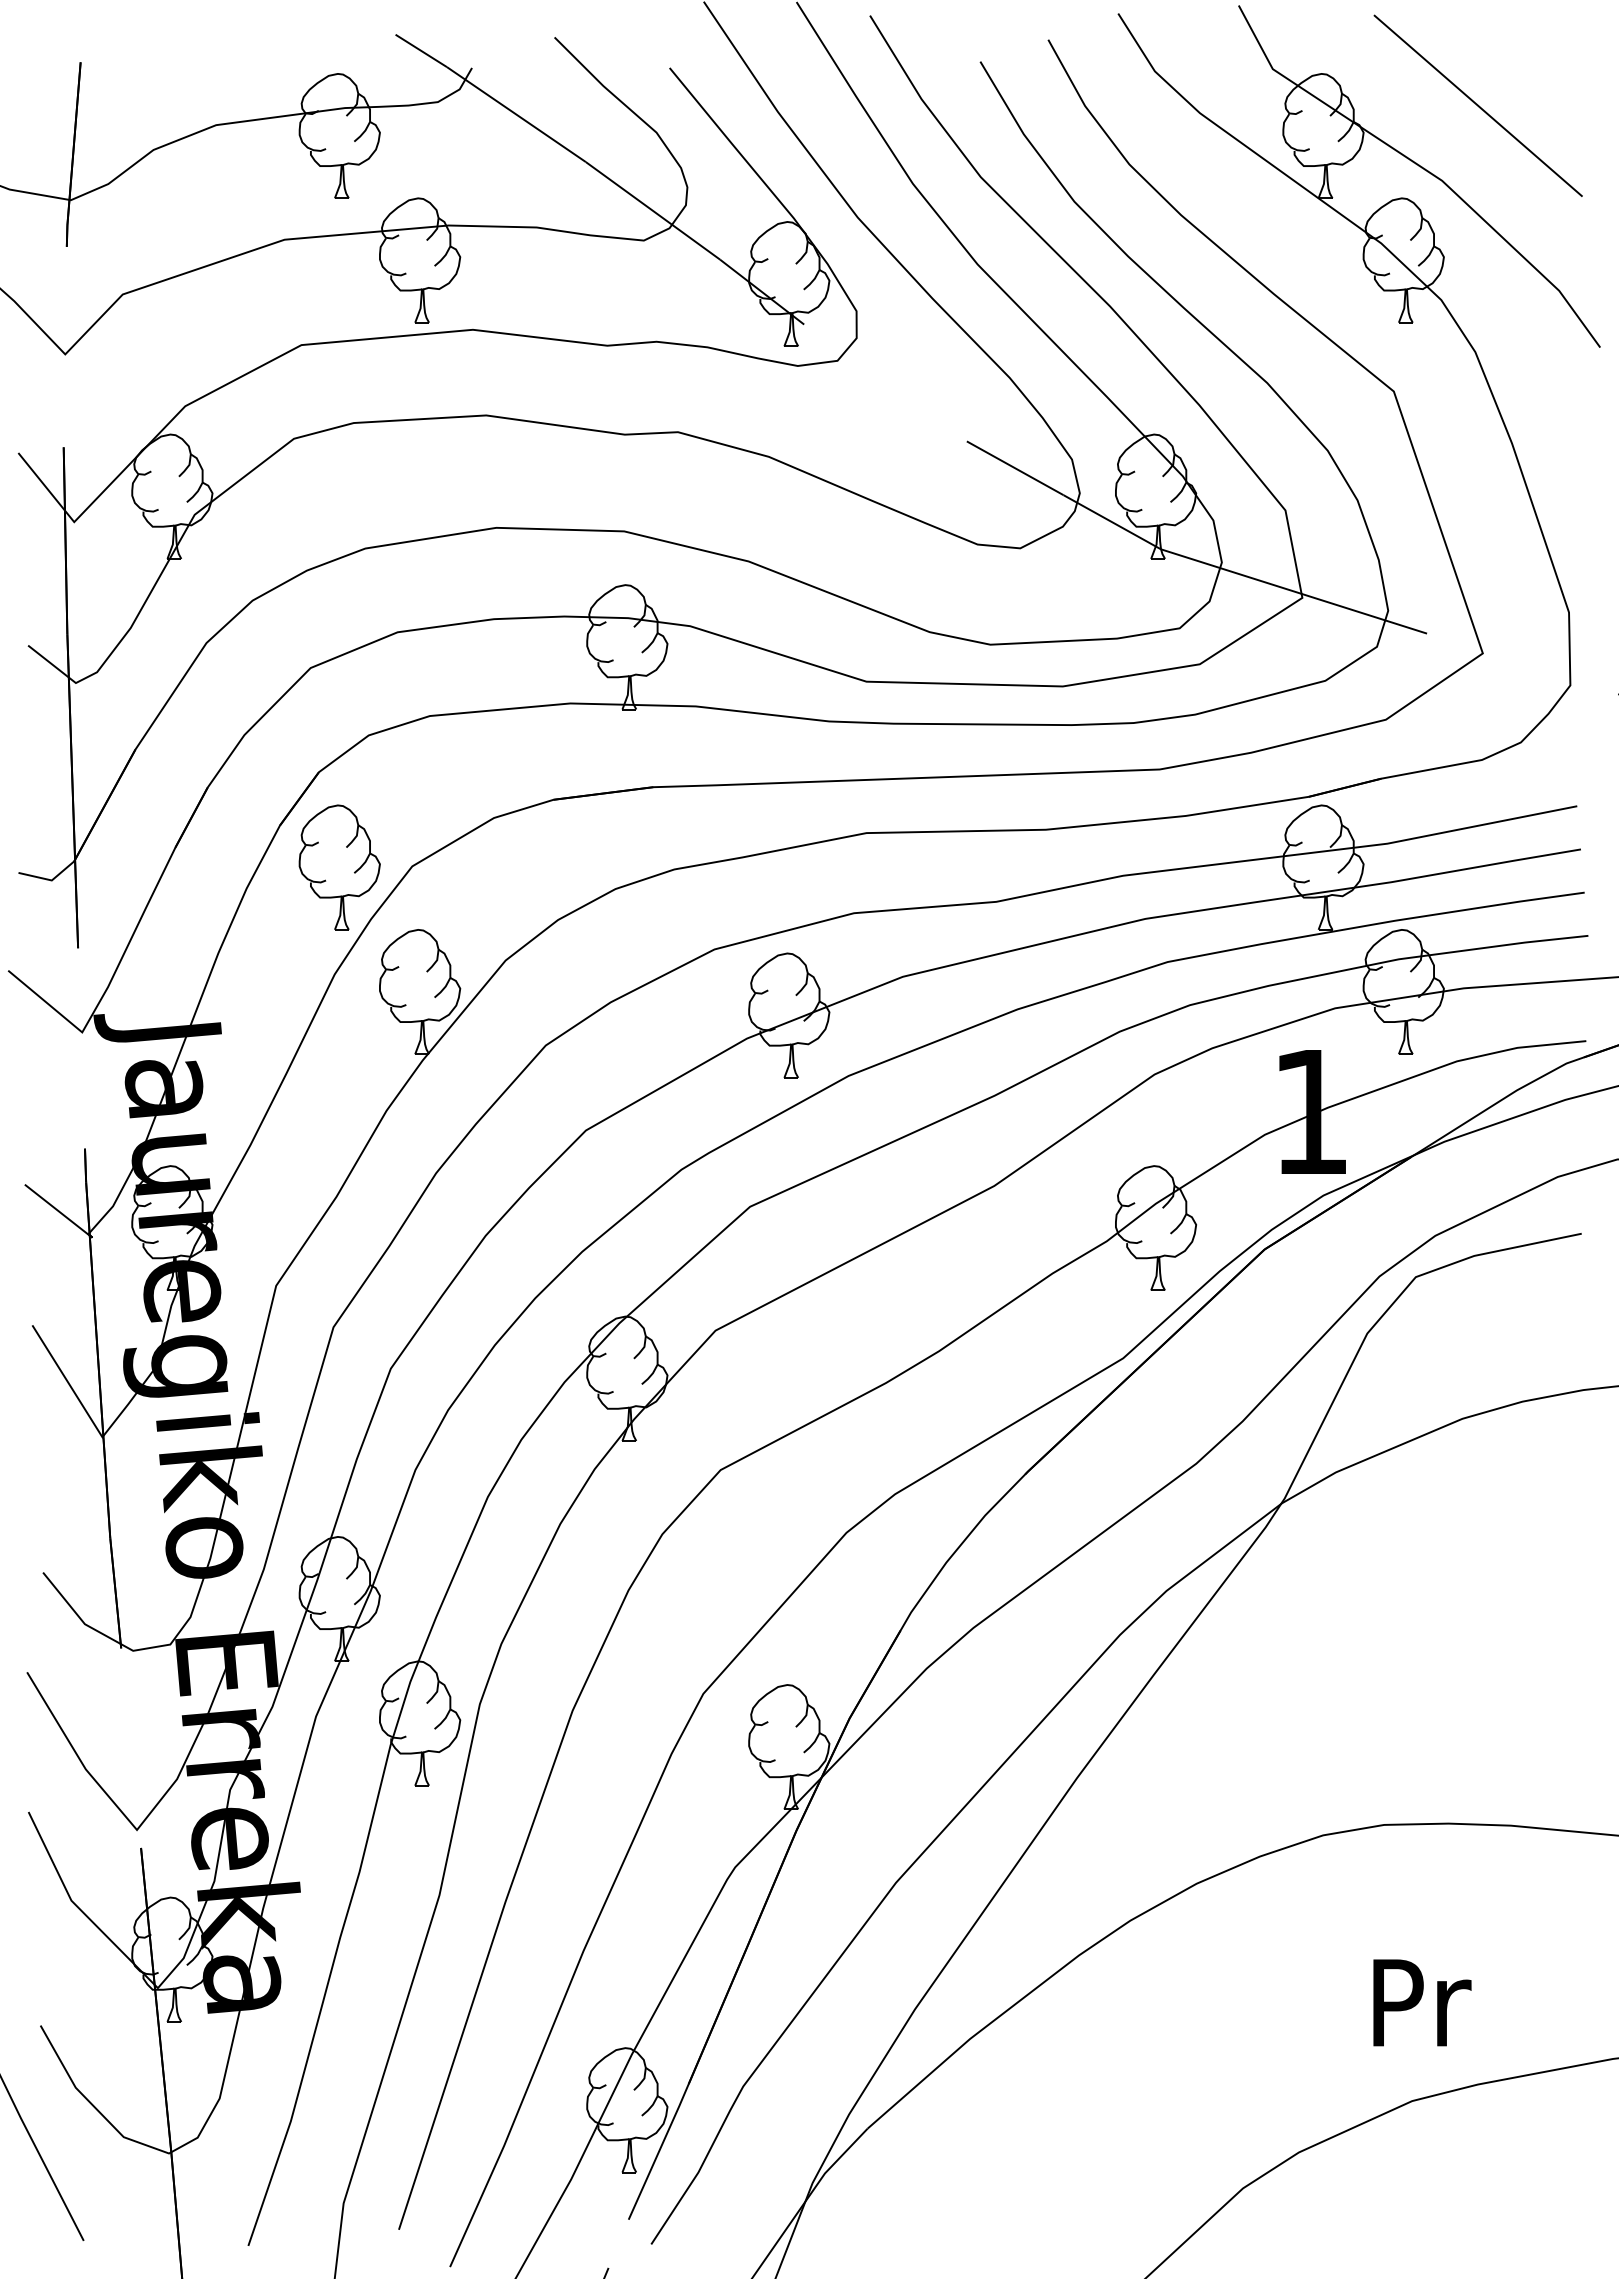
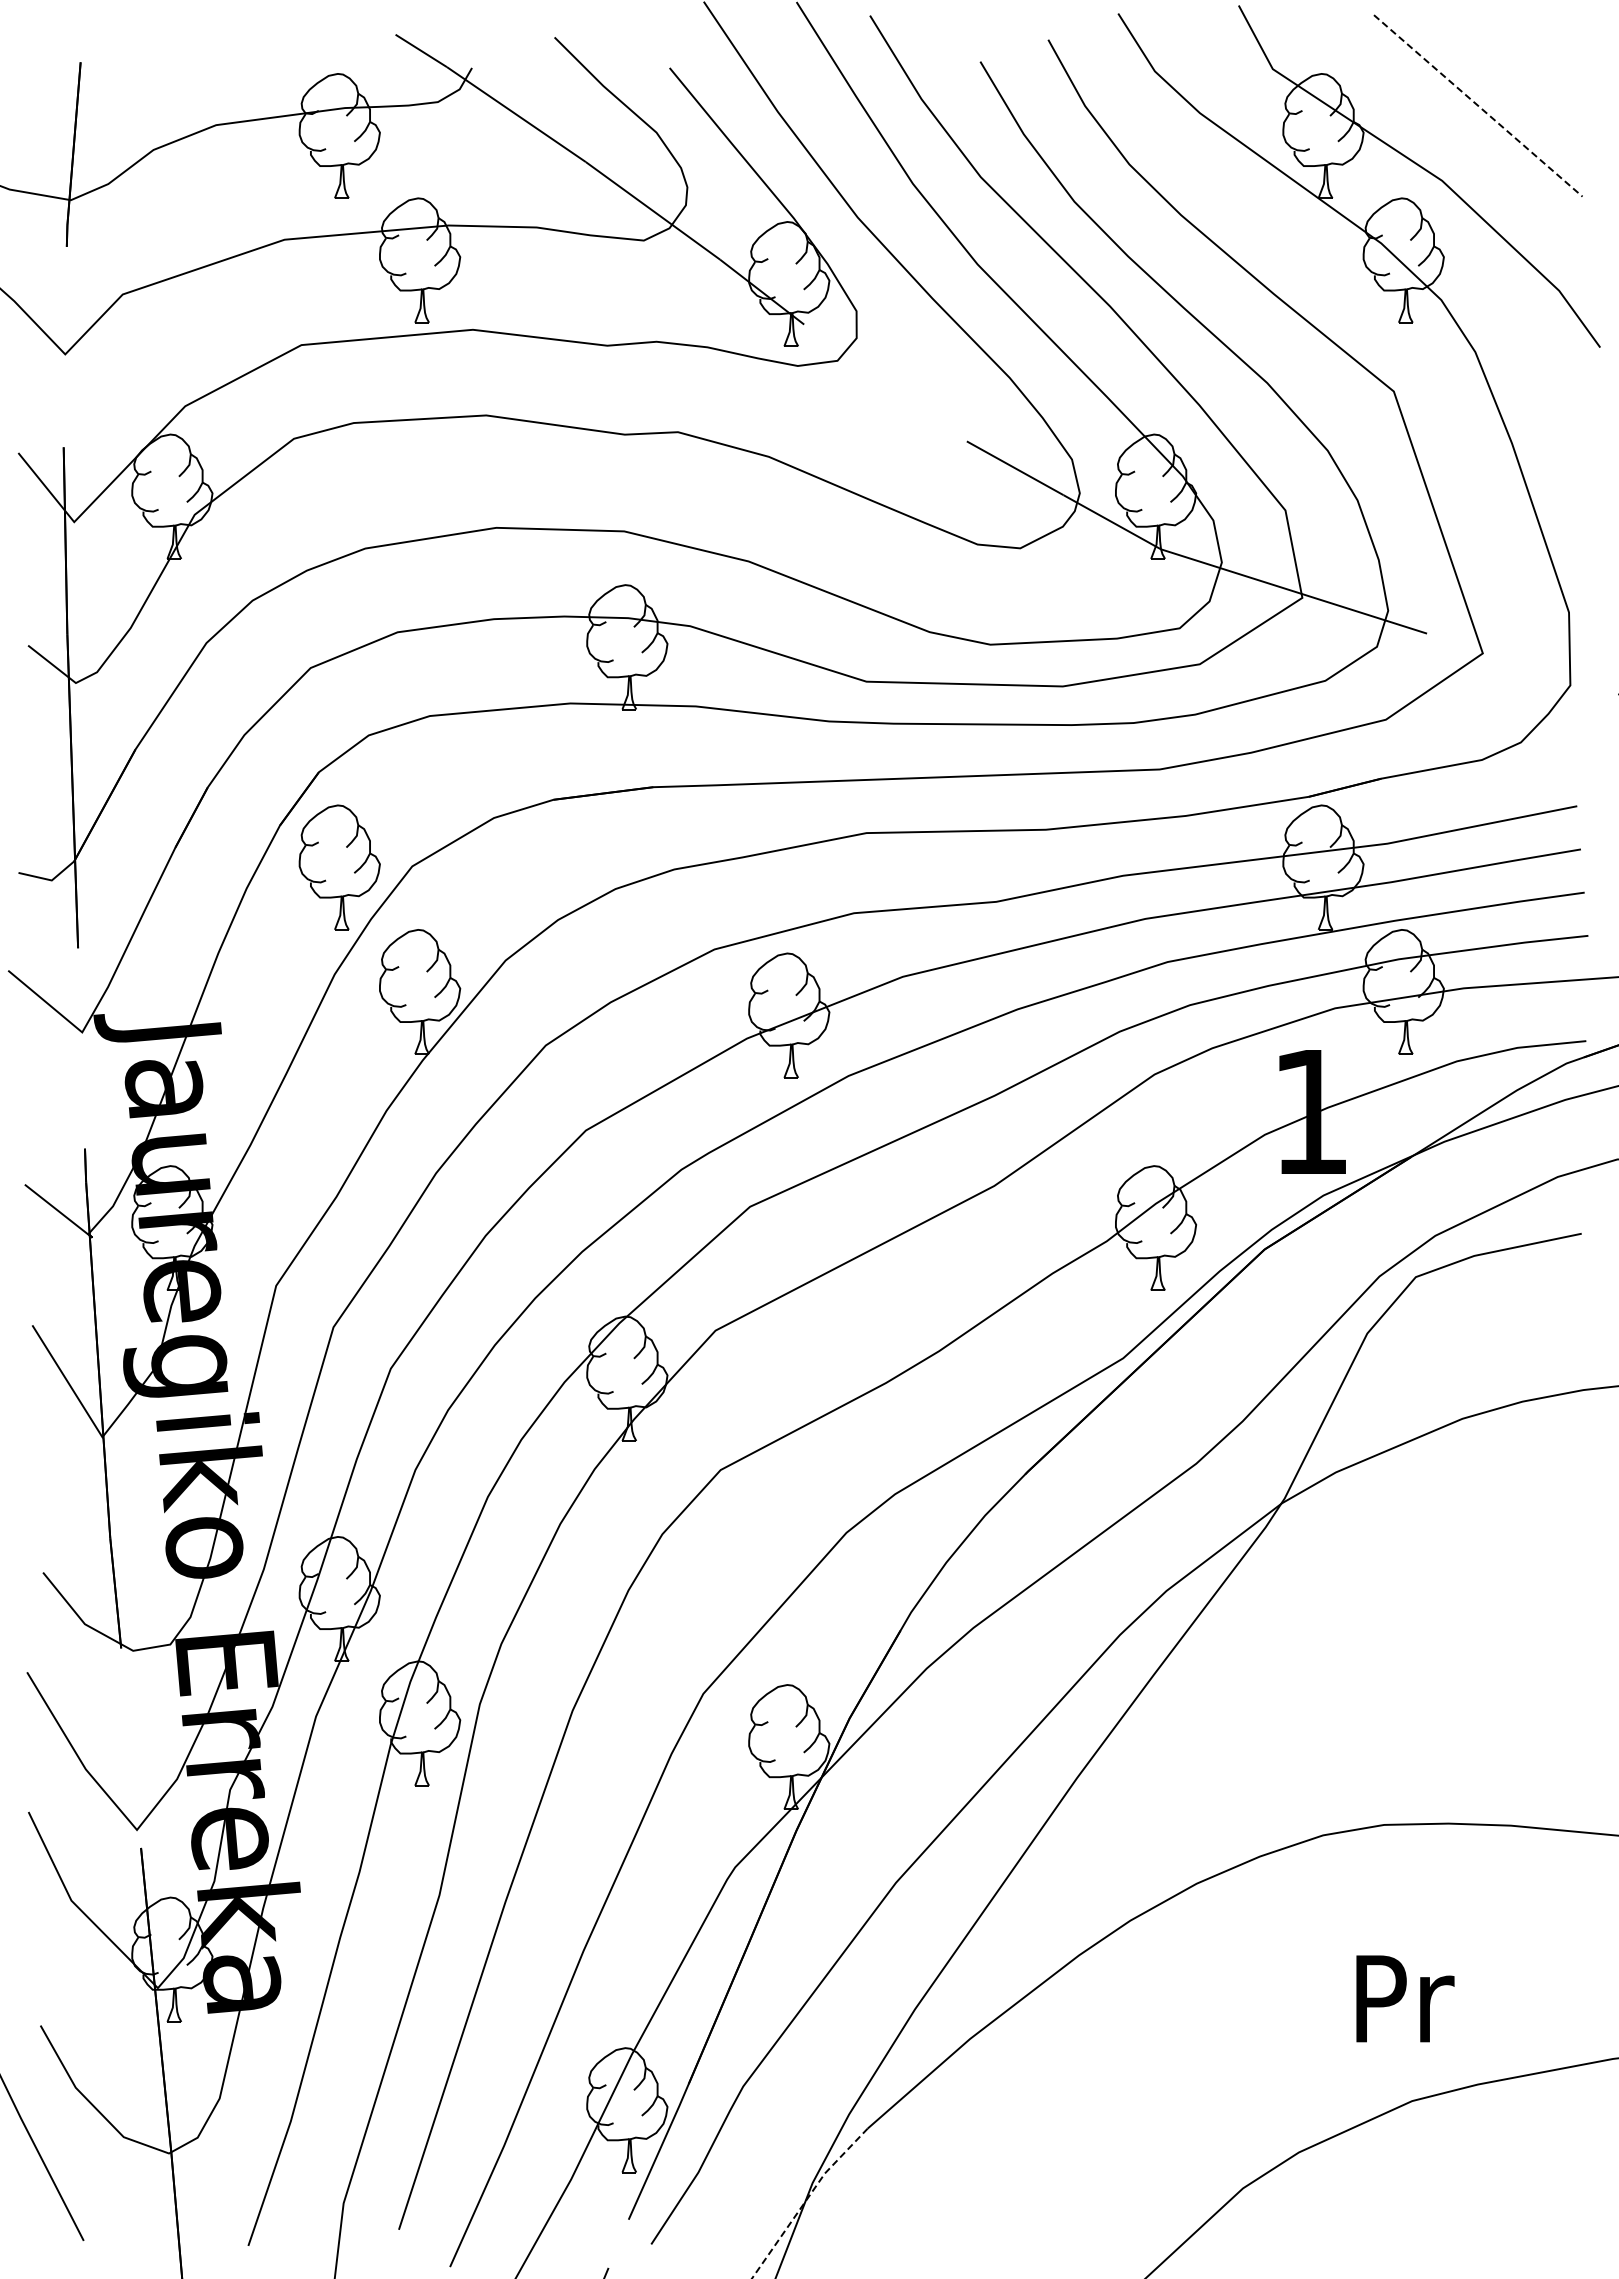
line: solid -> dashed (1478, 106)
text position: (1422, 2002) -> (1405, 1998) (1405, 1998)
line: solid -> dashed (806, 2199)
